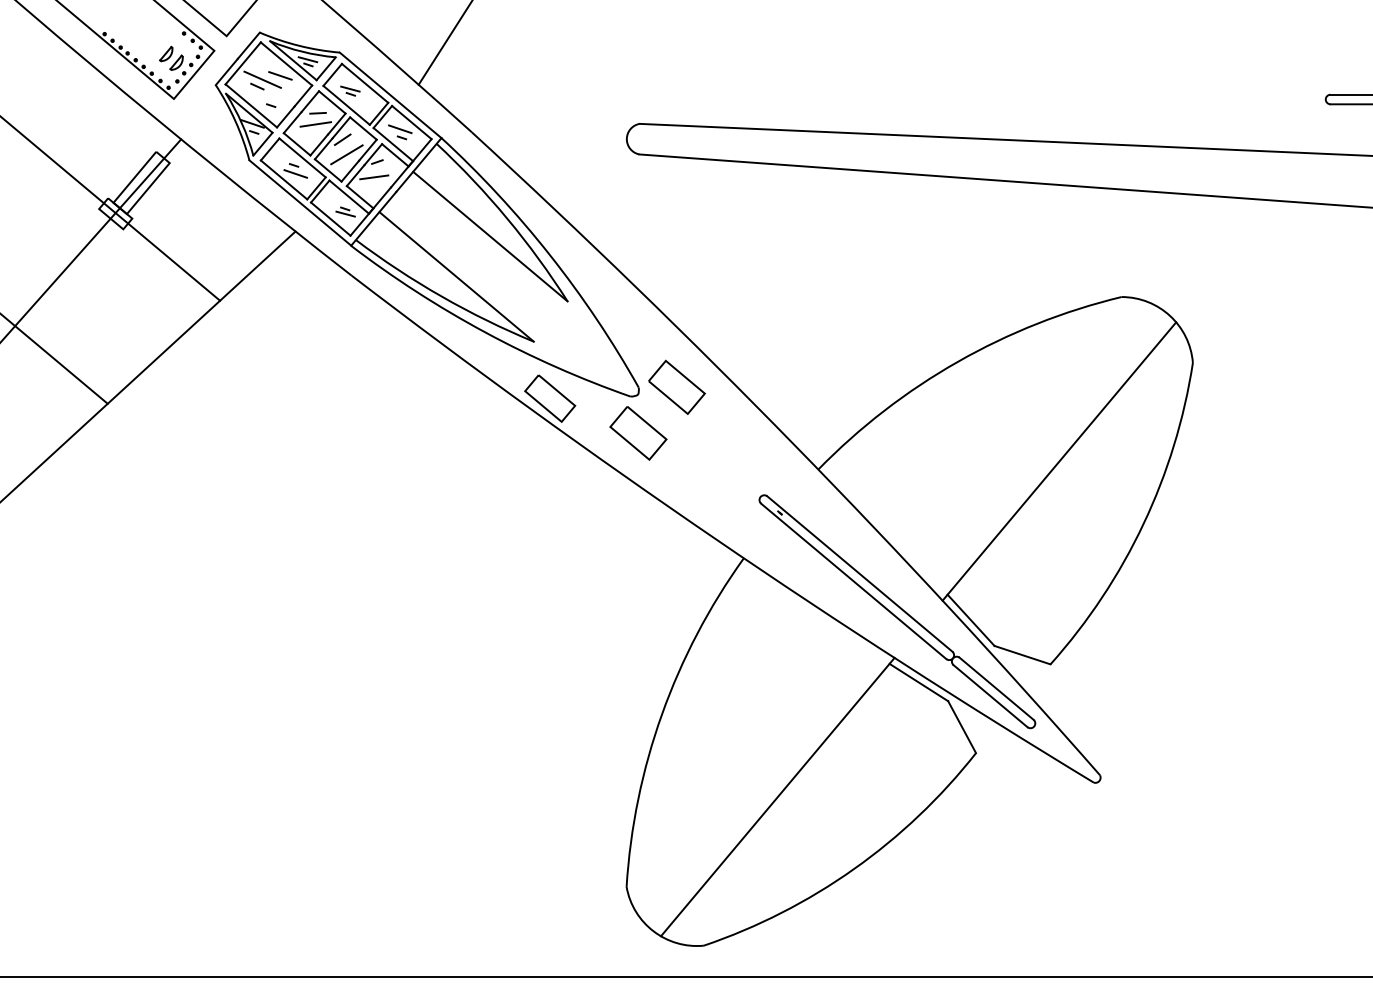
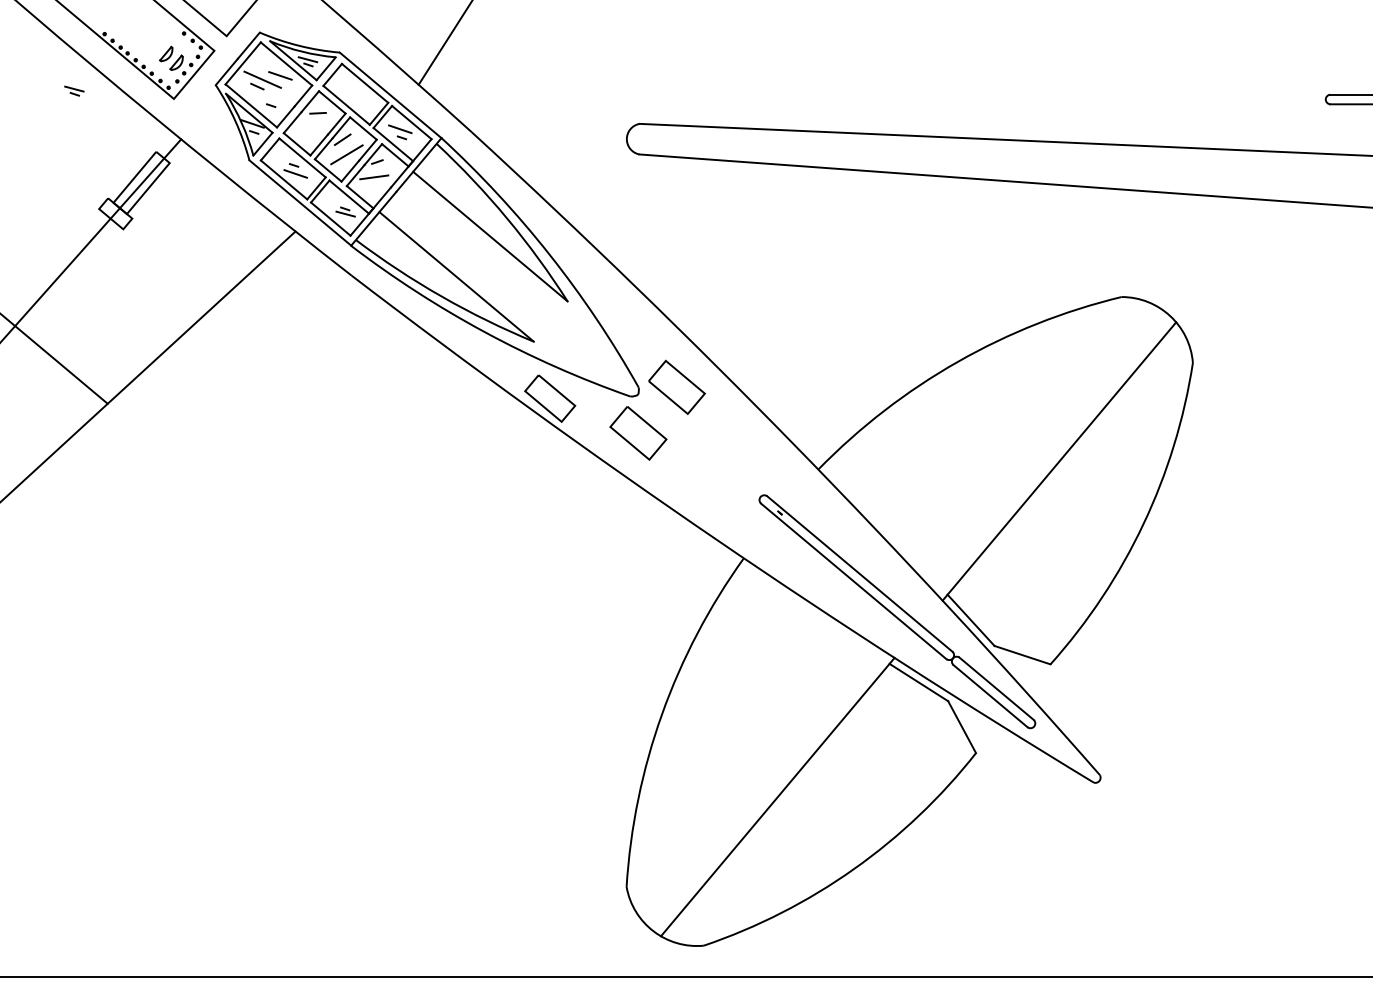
part position: (350, 90) -> (74, 90) (74, 90)
line: present -> none (315, 124)
line: present -> none (111, 208)
